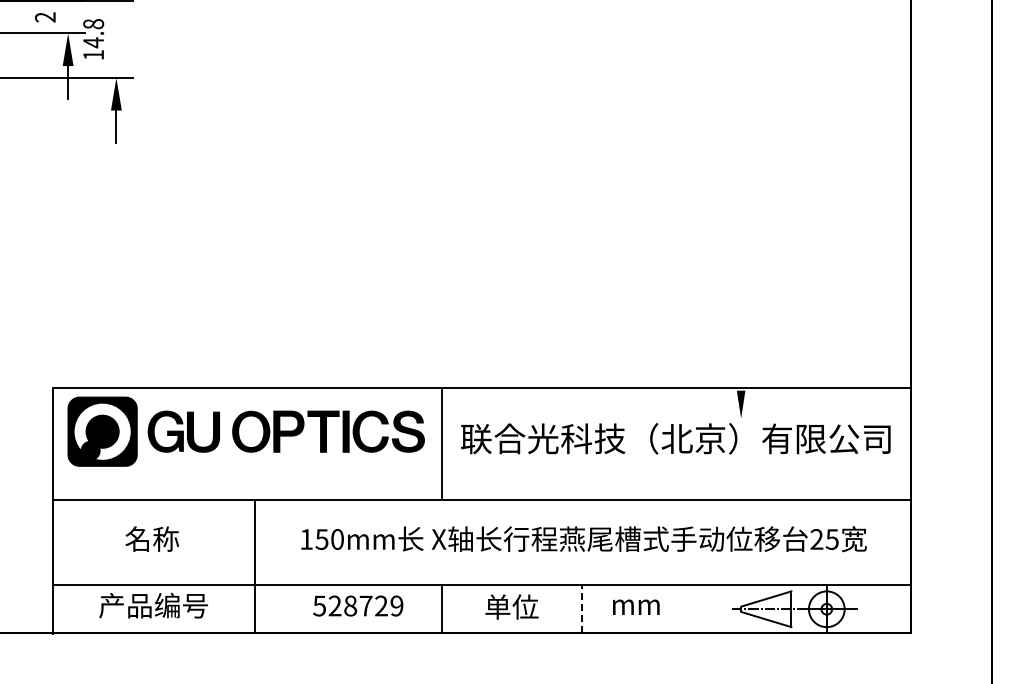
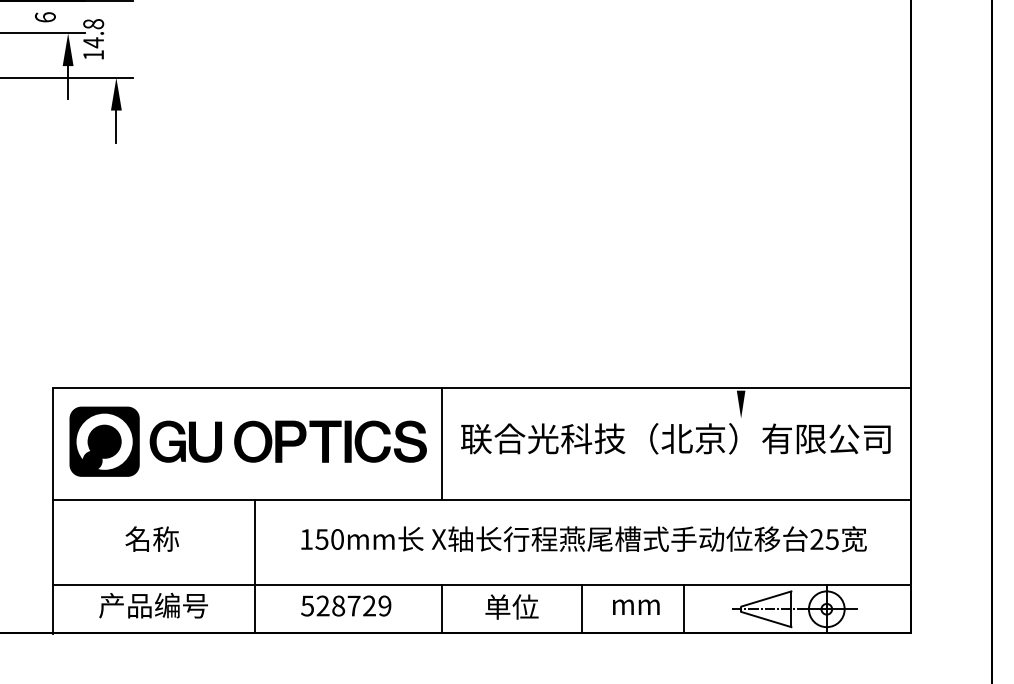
text: 2 -> 6 (45, 17)
part position: (245, 431) -> (247, 441) (247, 441)
text position: (358, 605) -> (346, 605) (346, 605)
line: dashed -> solid (581, 609)
line: none -> present (684, 609)
